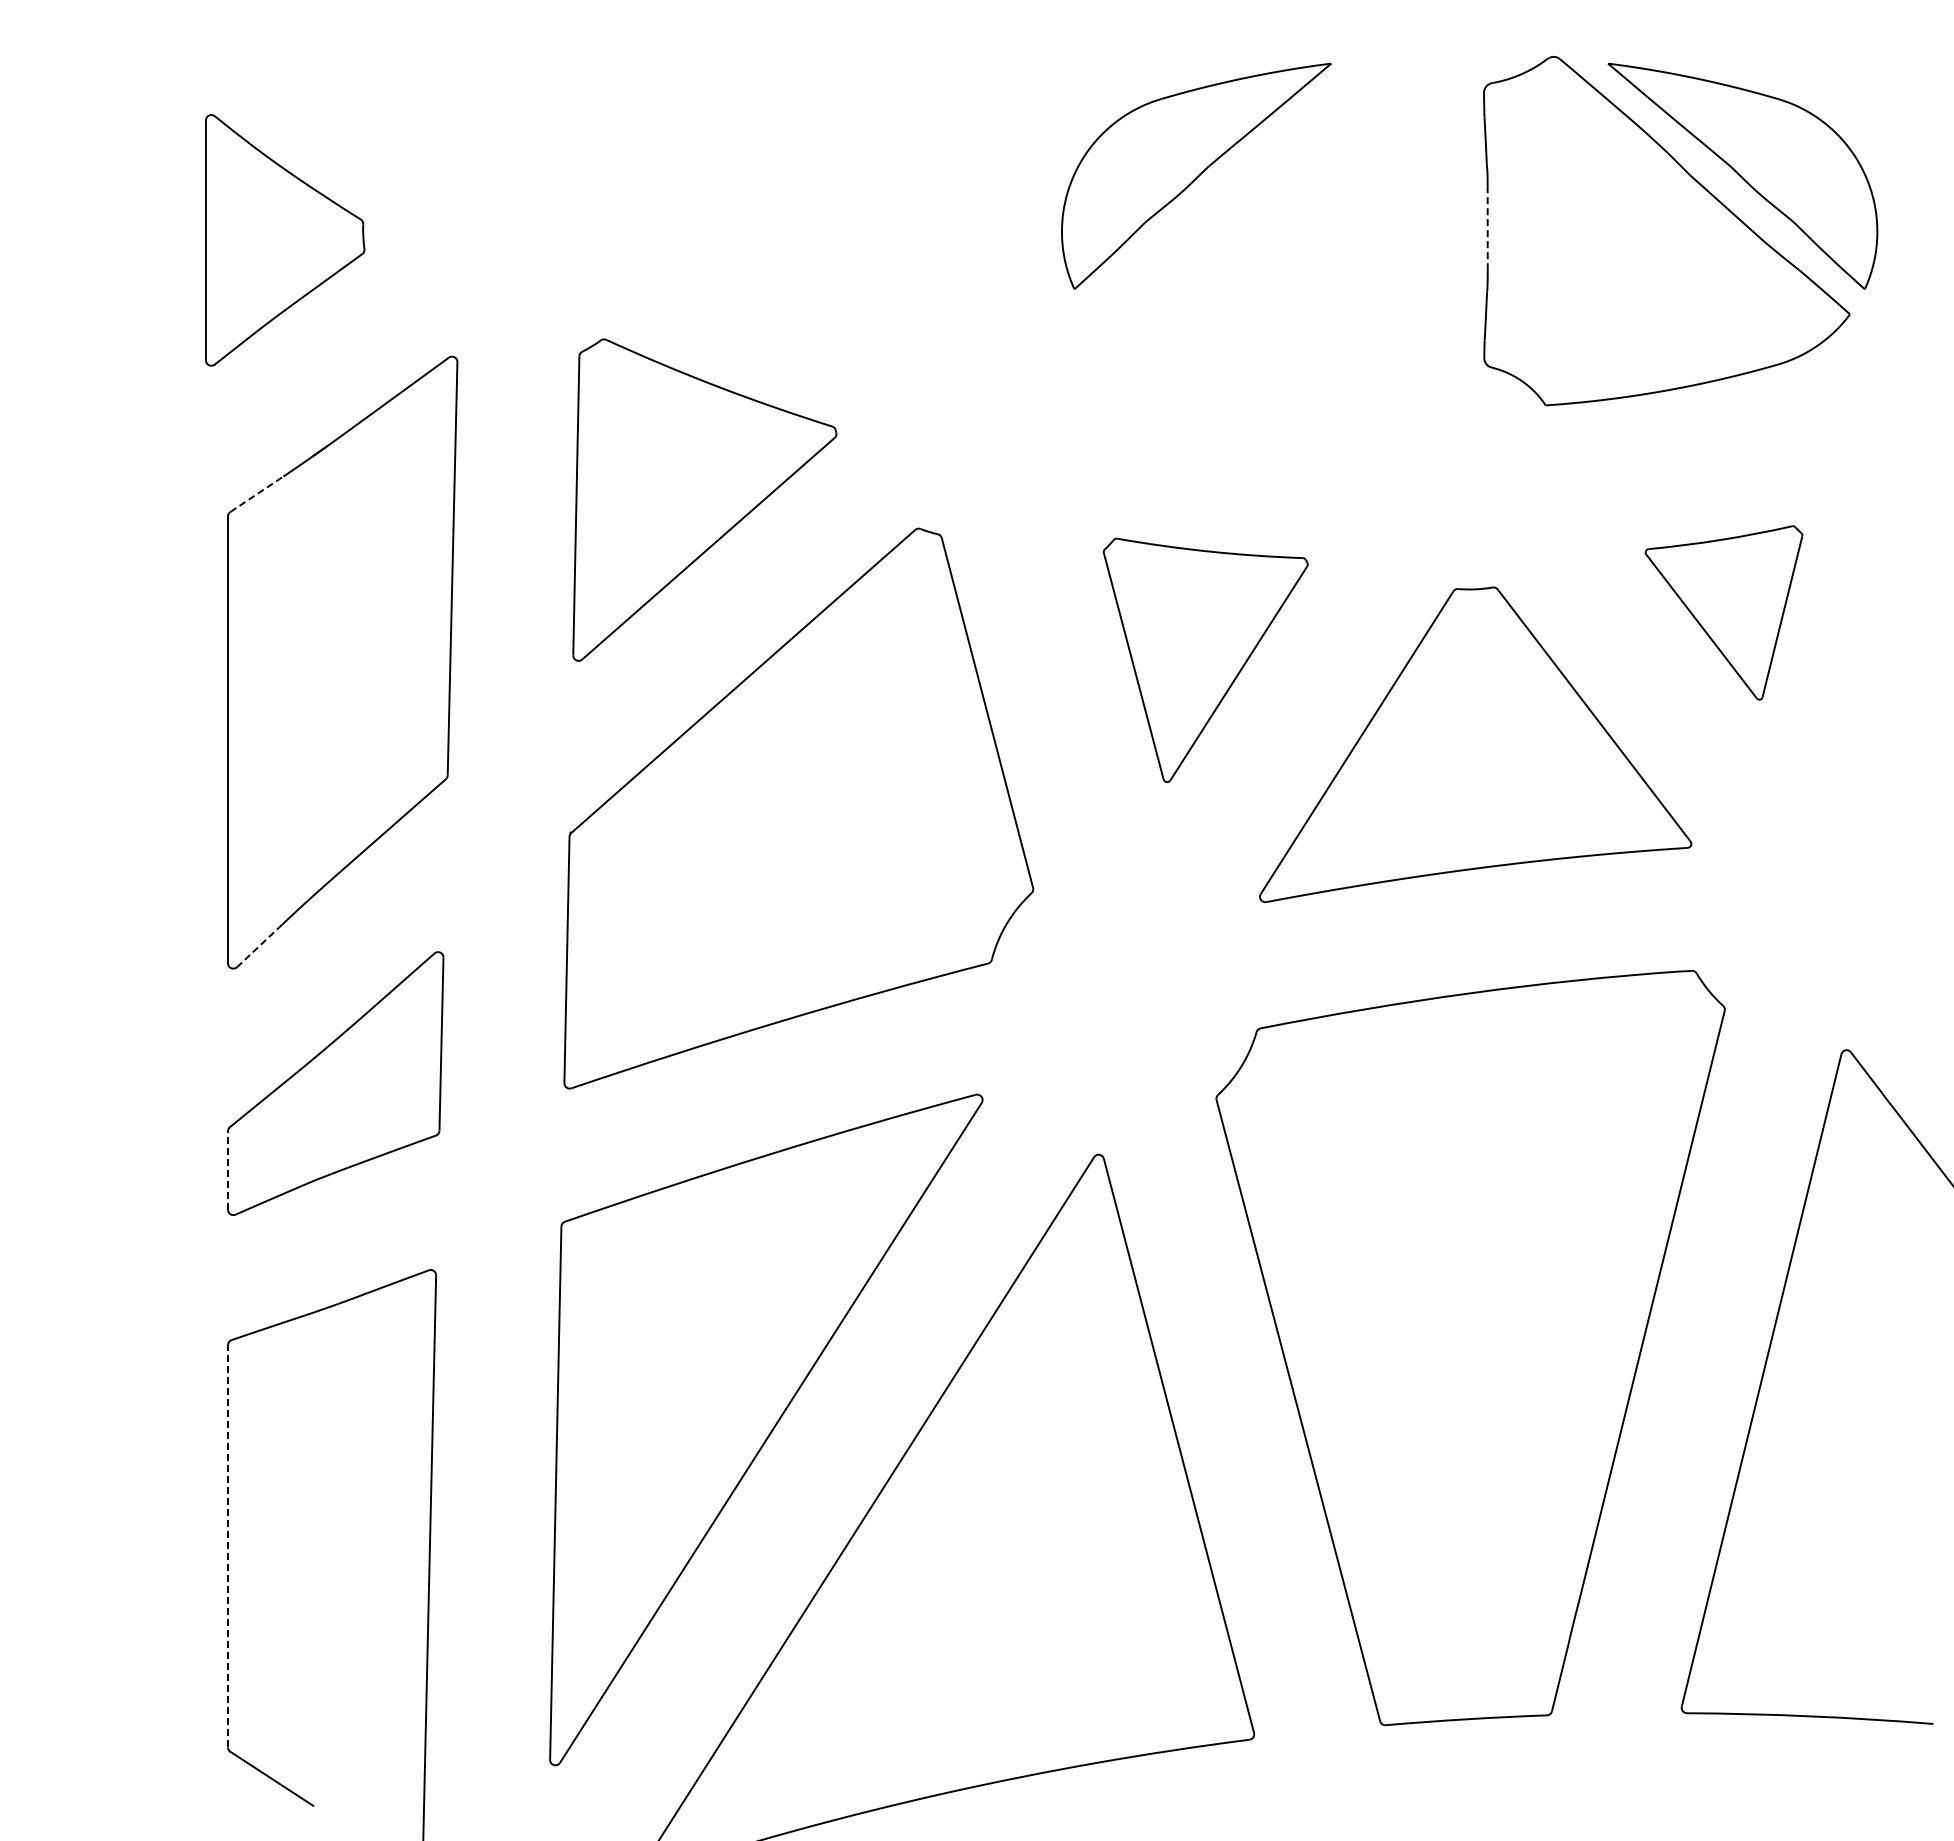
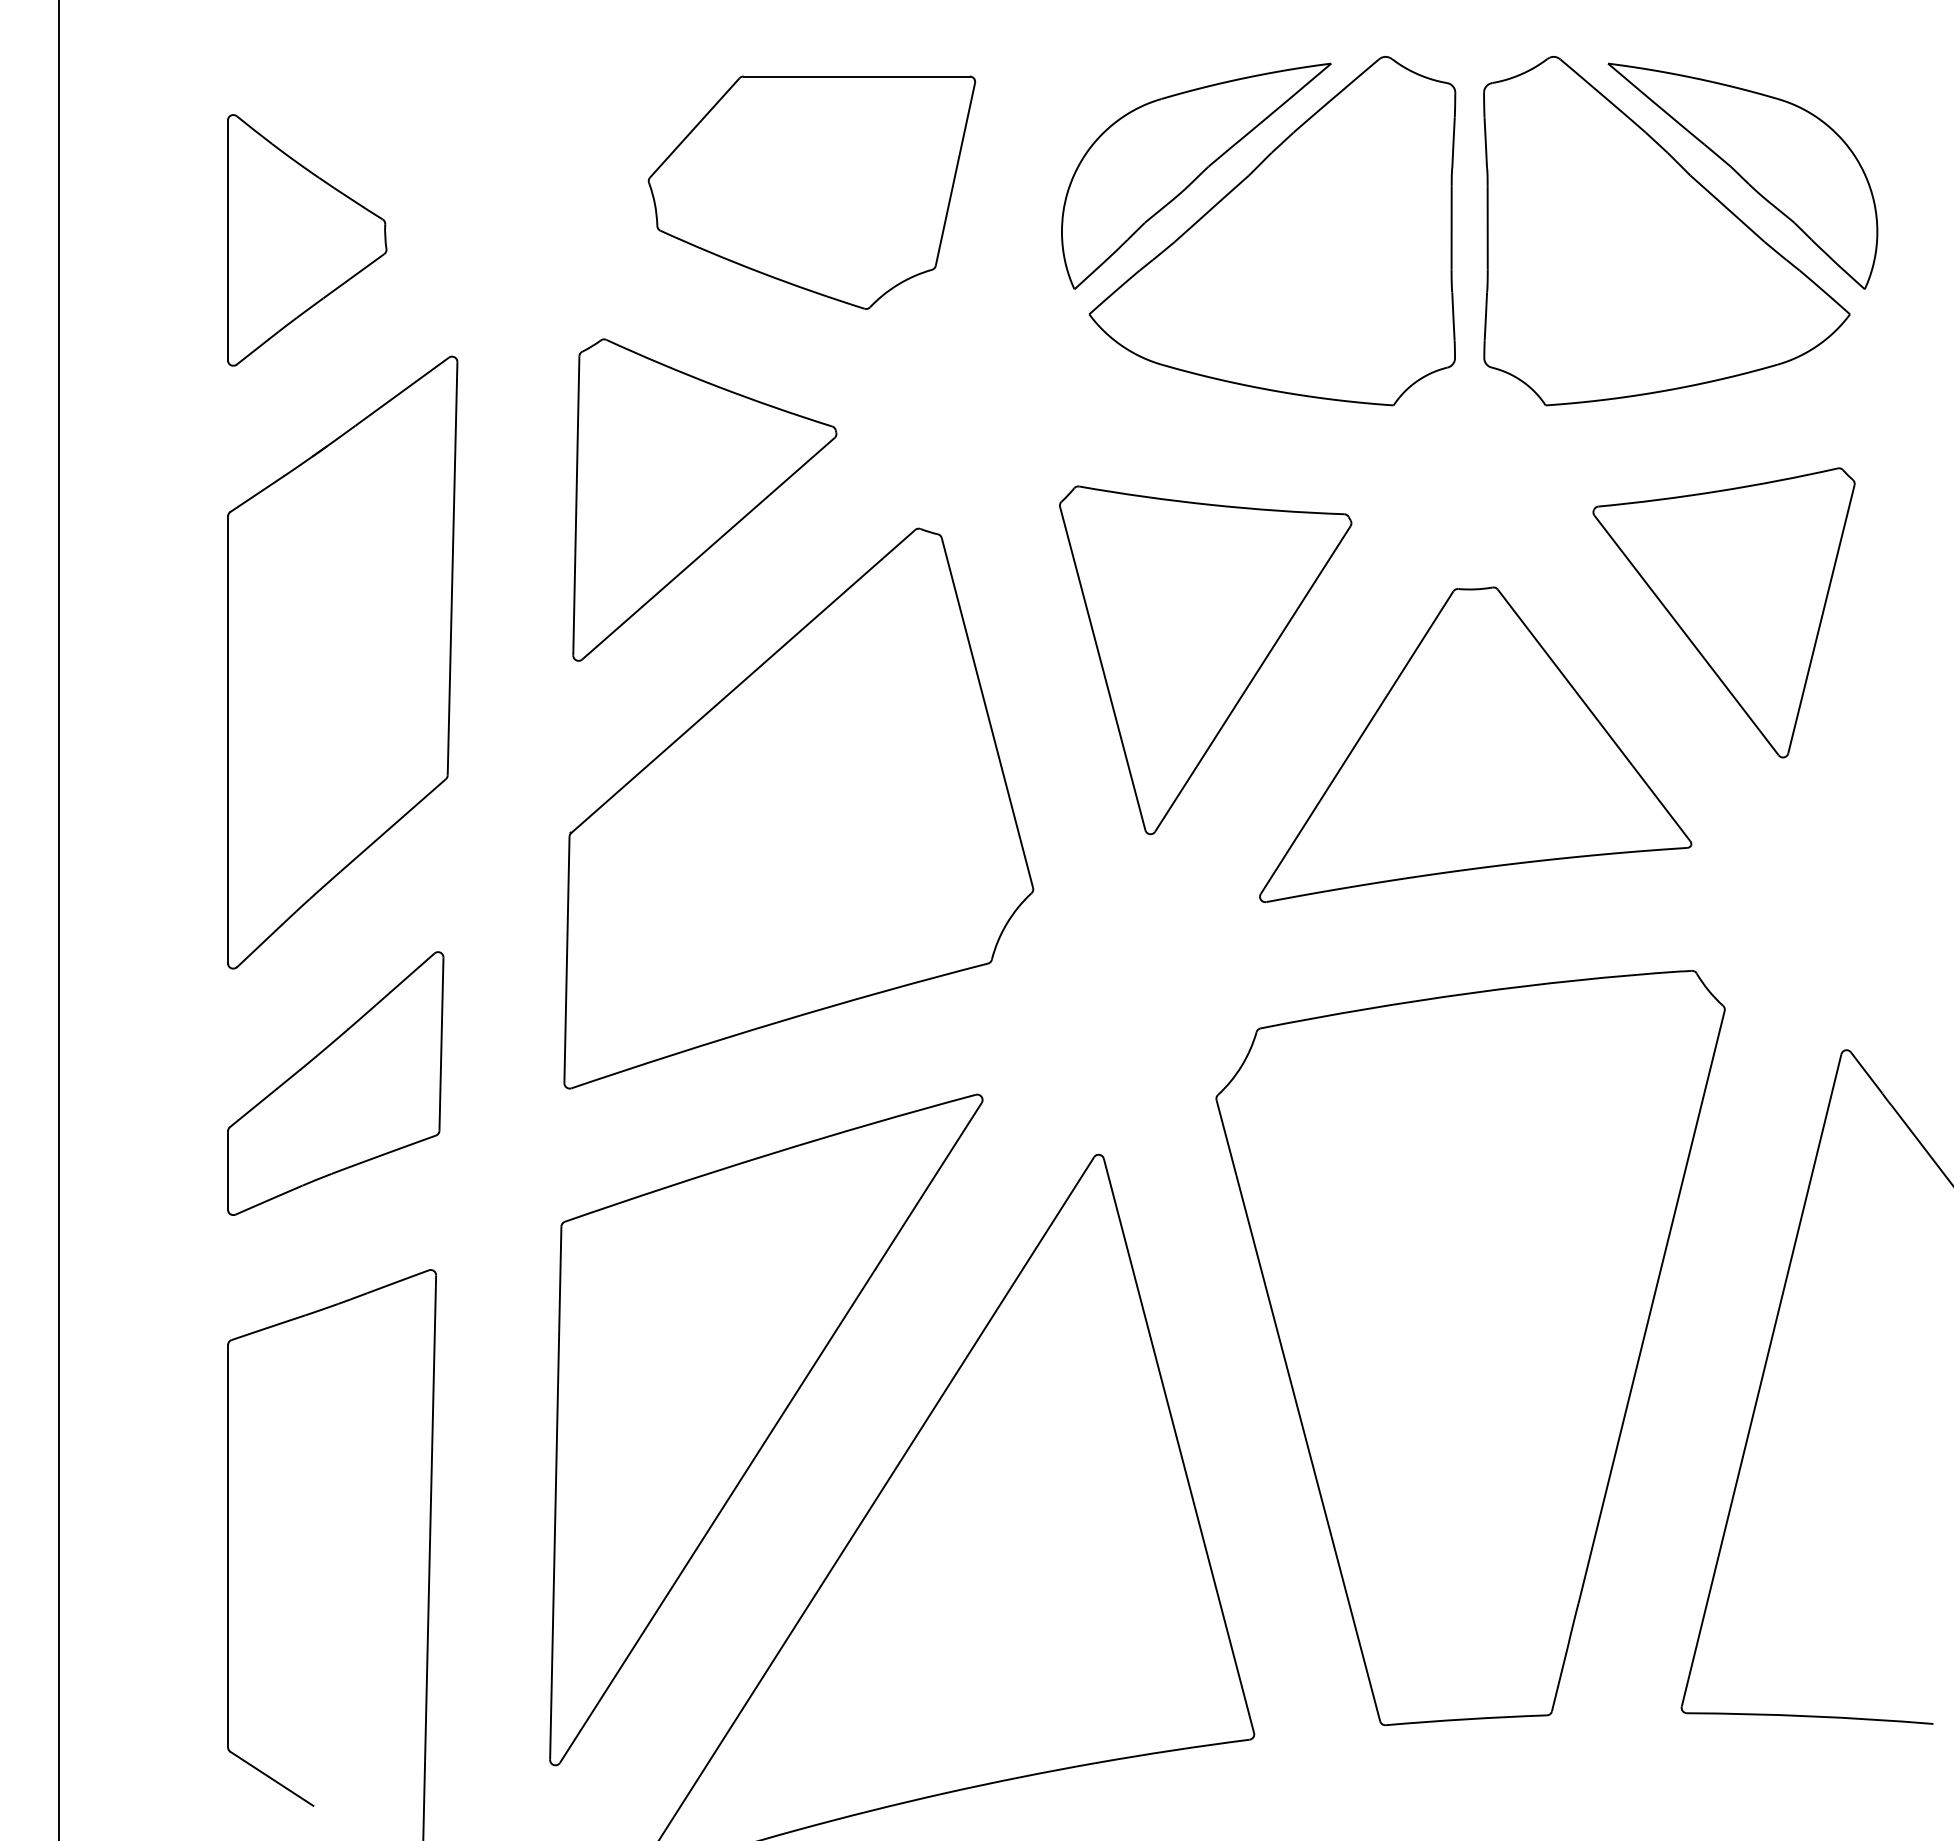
part: none -> present (811, 192)
line: dashed -> solid (1487, 227)
part: none -> present (1272, 231)
part position: (285, 240) -> (307, 240) (307, 240)
line: dashed -> solid (257, 494)
part size: 160x176 px -> 264x292 px (1723, 612)
part size: 207x246 px -> 294x351 px (1205, 660)
line: none -> present (58, 919)
line: dashed -> solid (259, 945)
line: dashed -> solid (228, 1170)
line: dashed -> solid (228, 1545)
